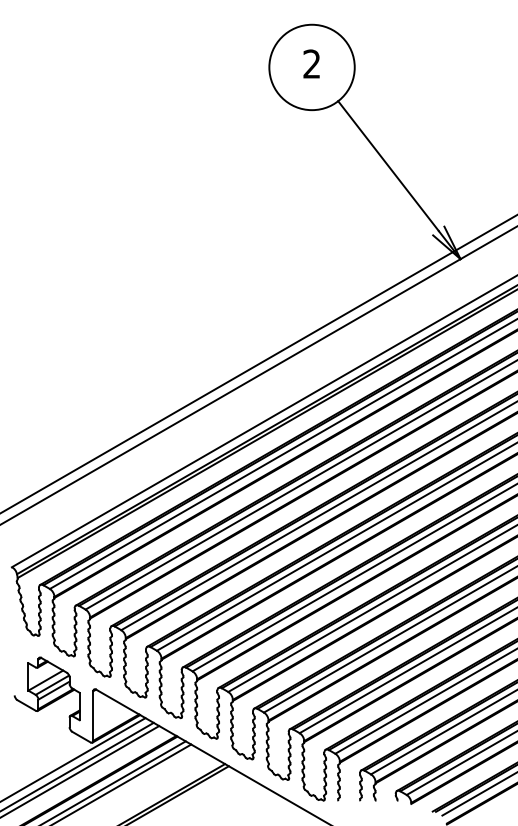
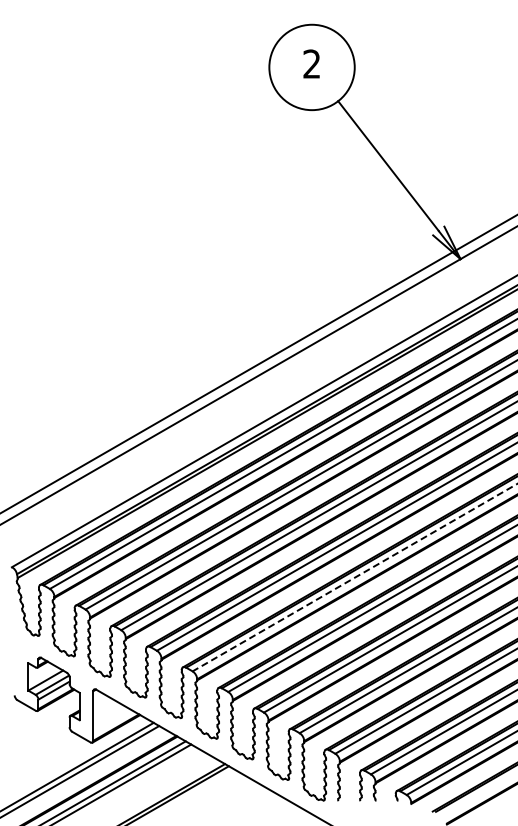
line: solid -> dashed (354, 577)
line: present -> none (73, 759)
line: present -> none (478, 794)
